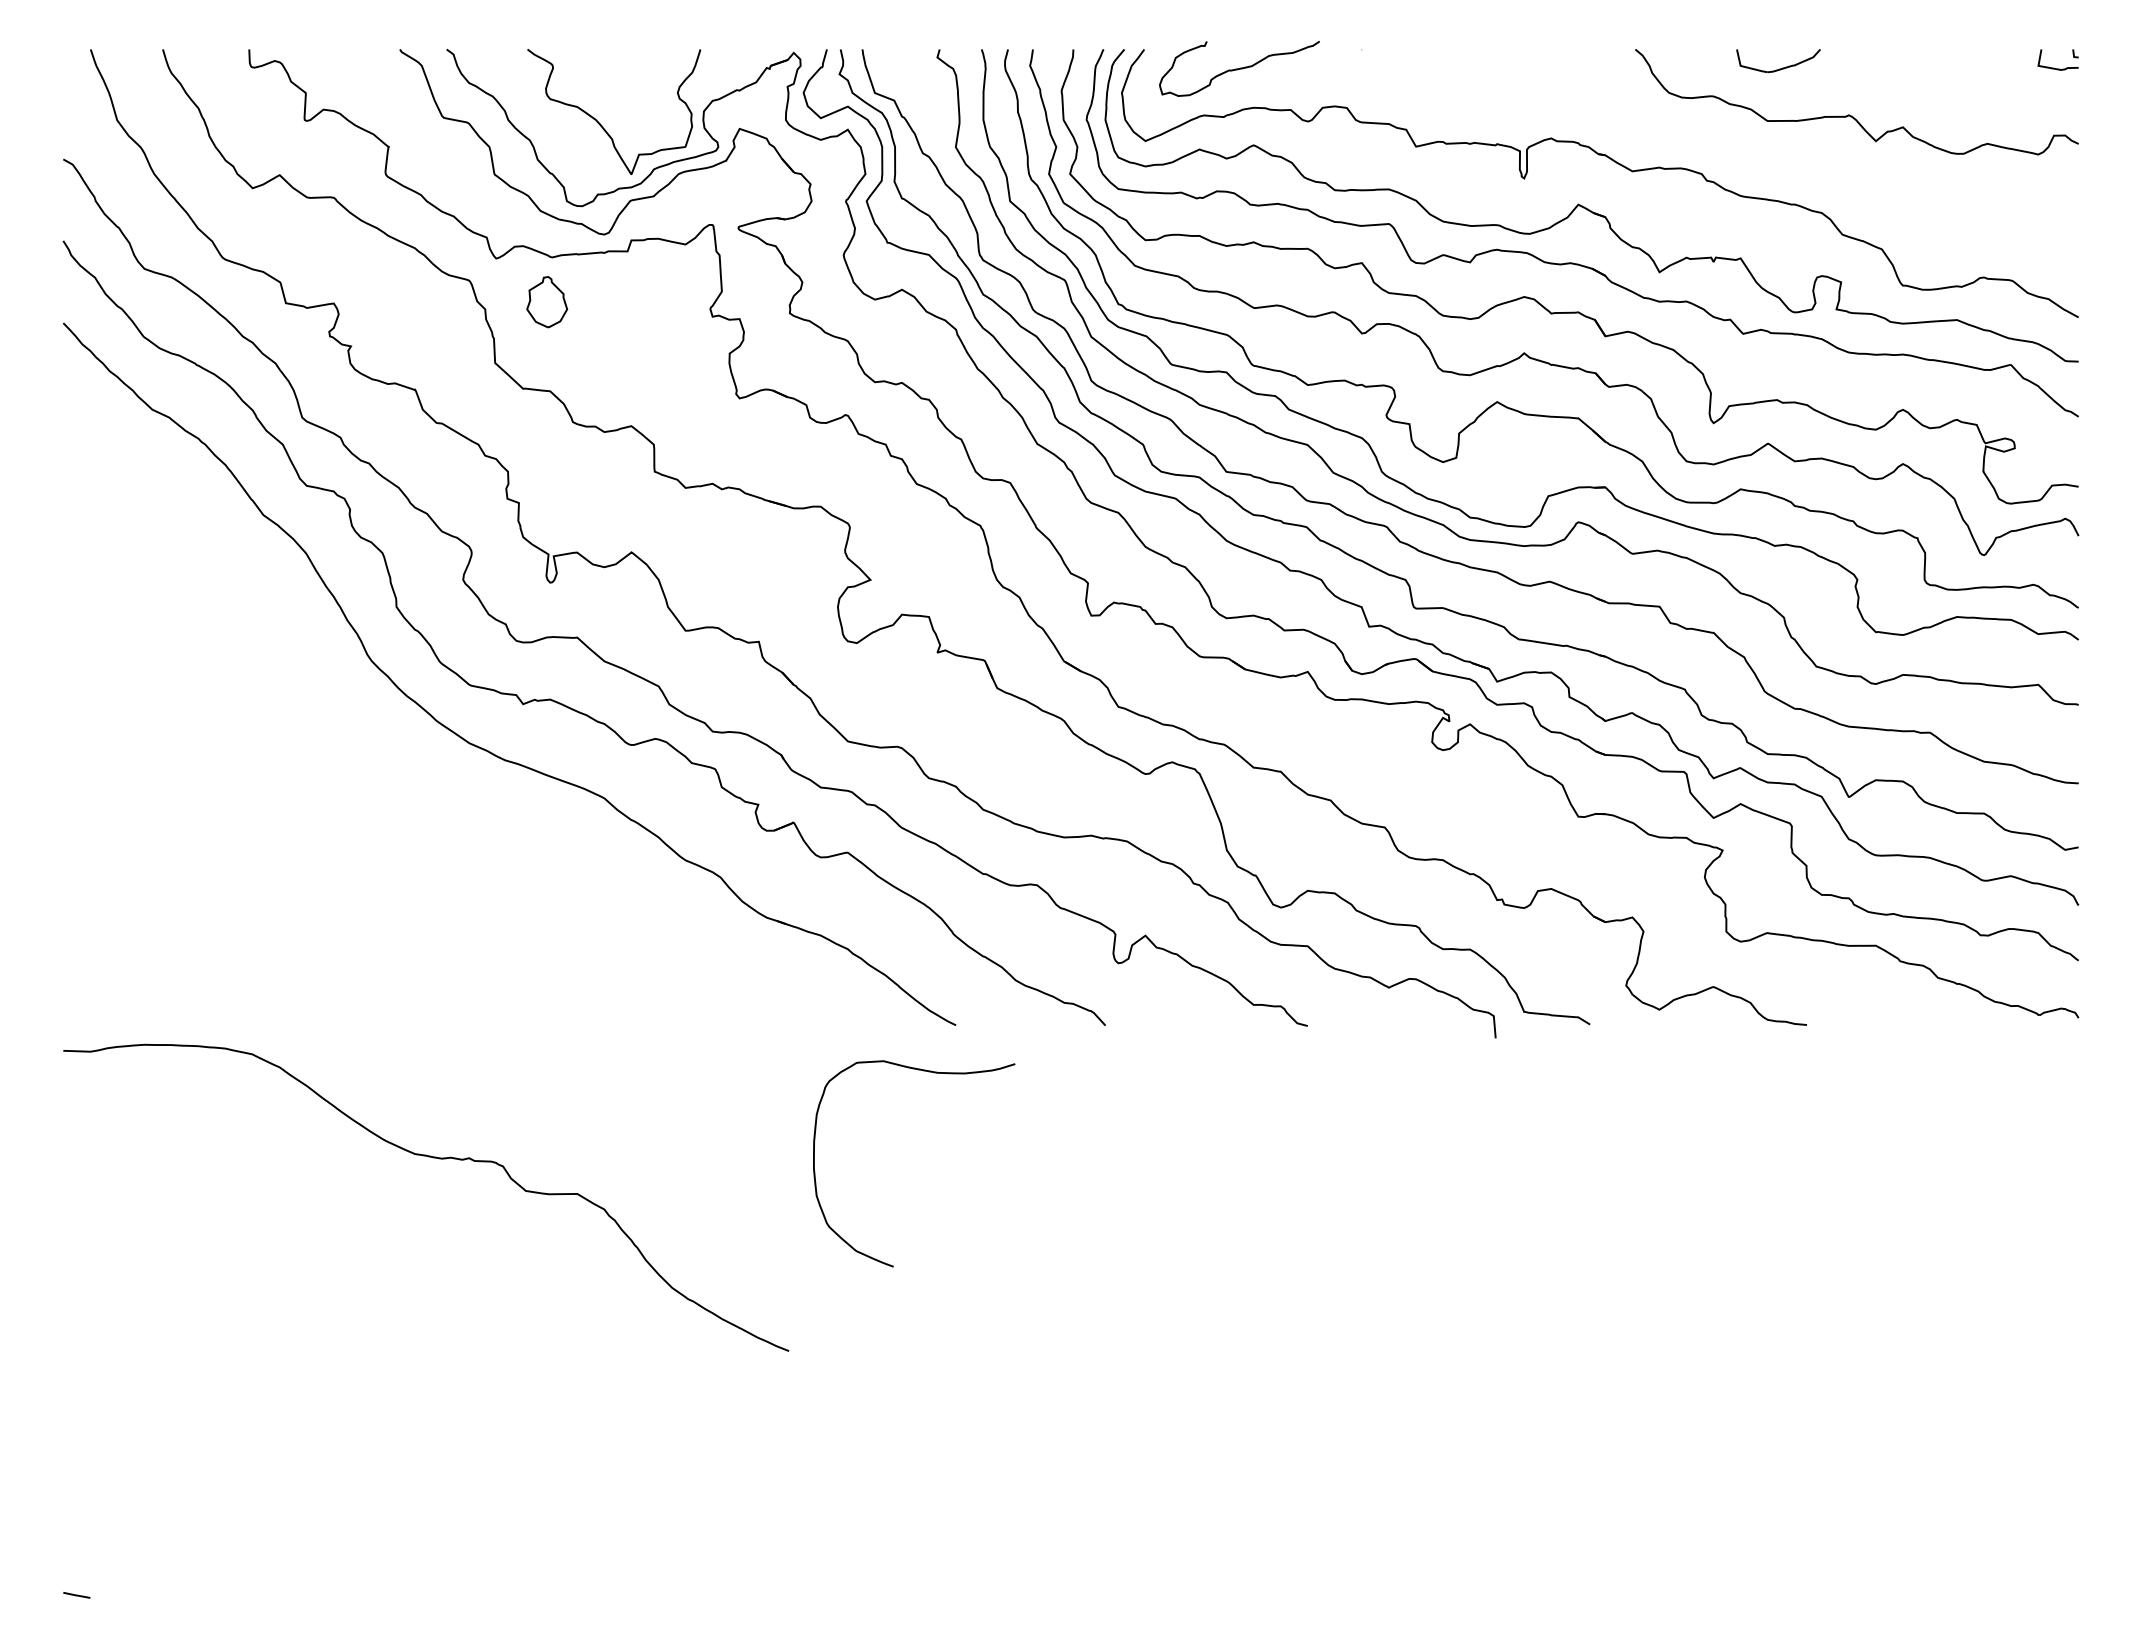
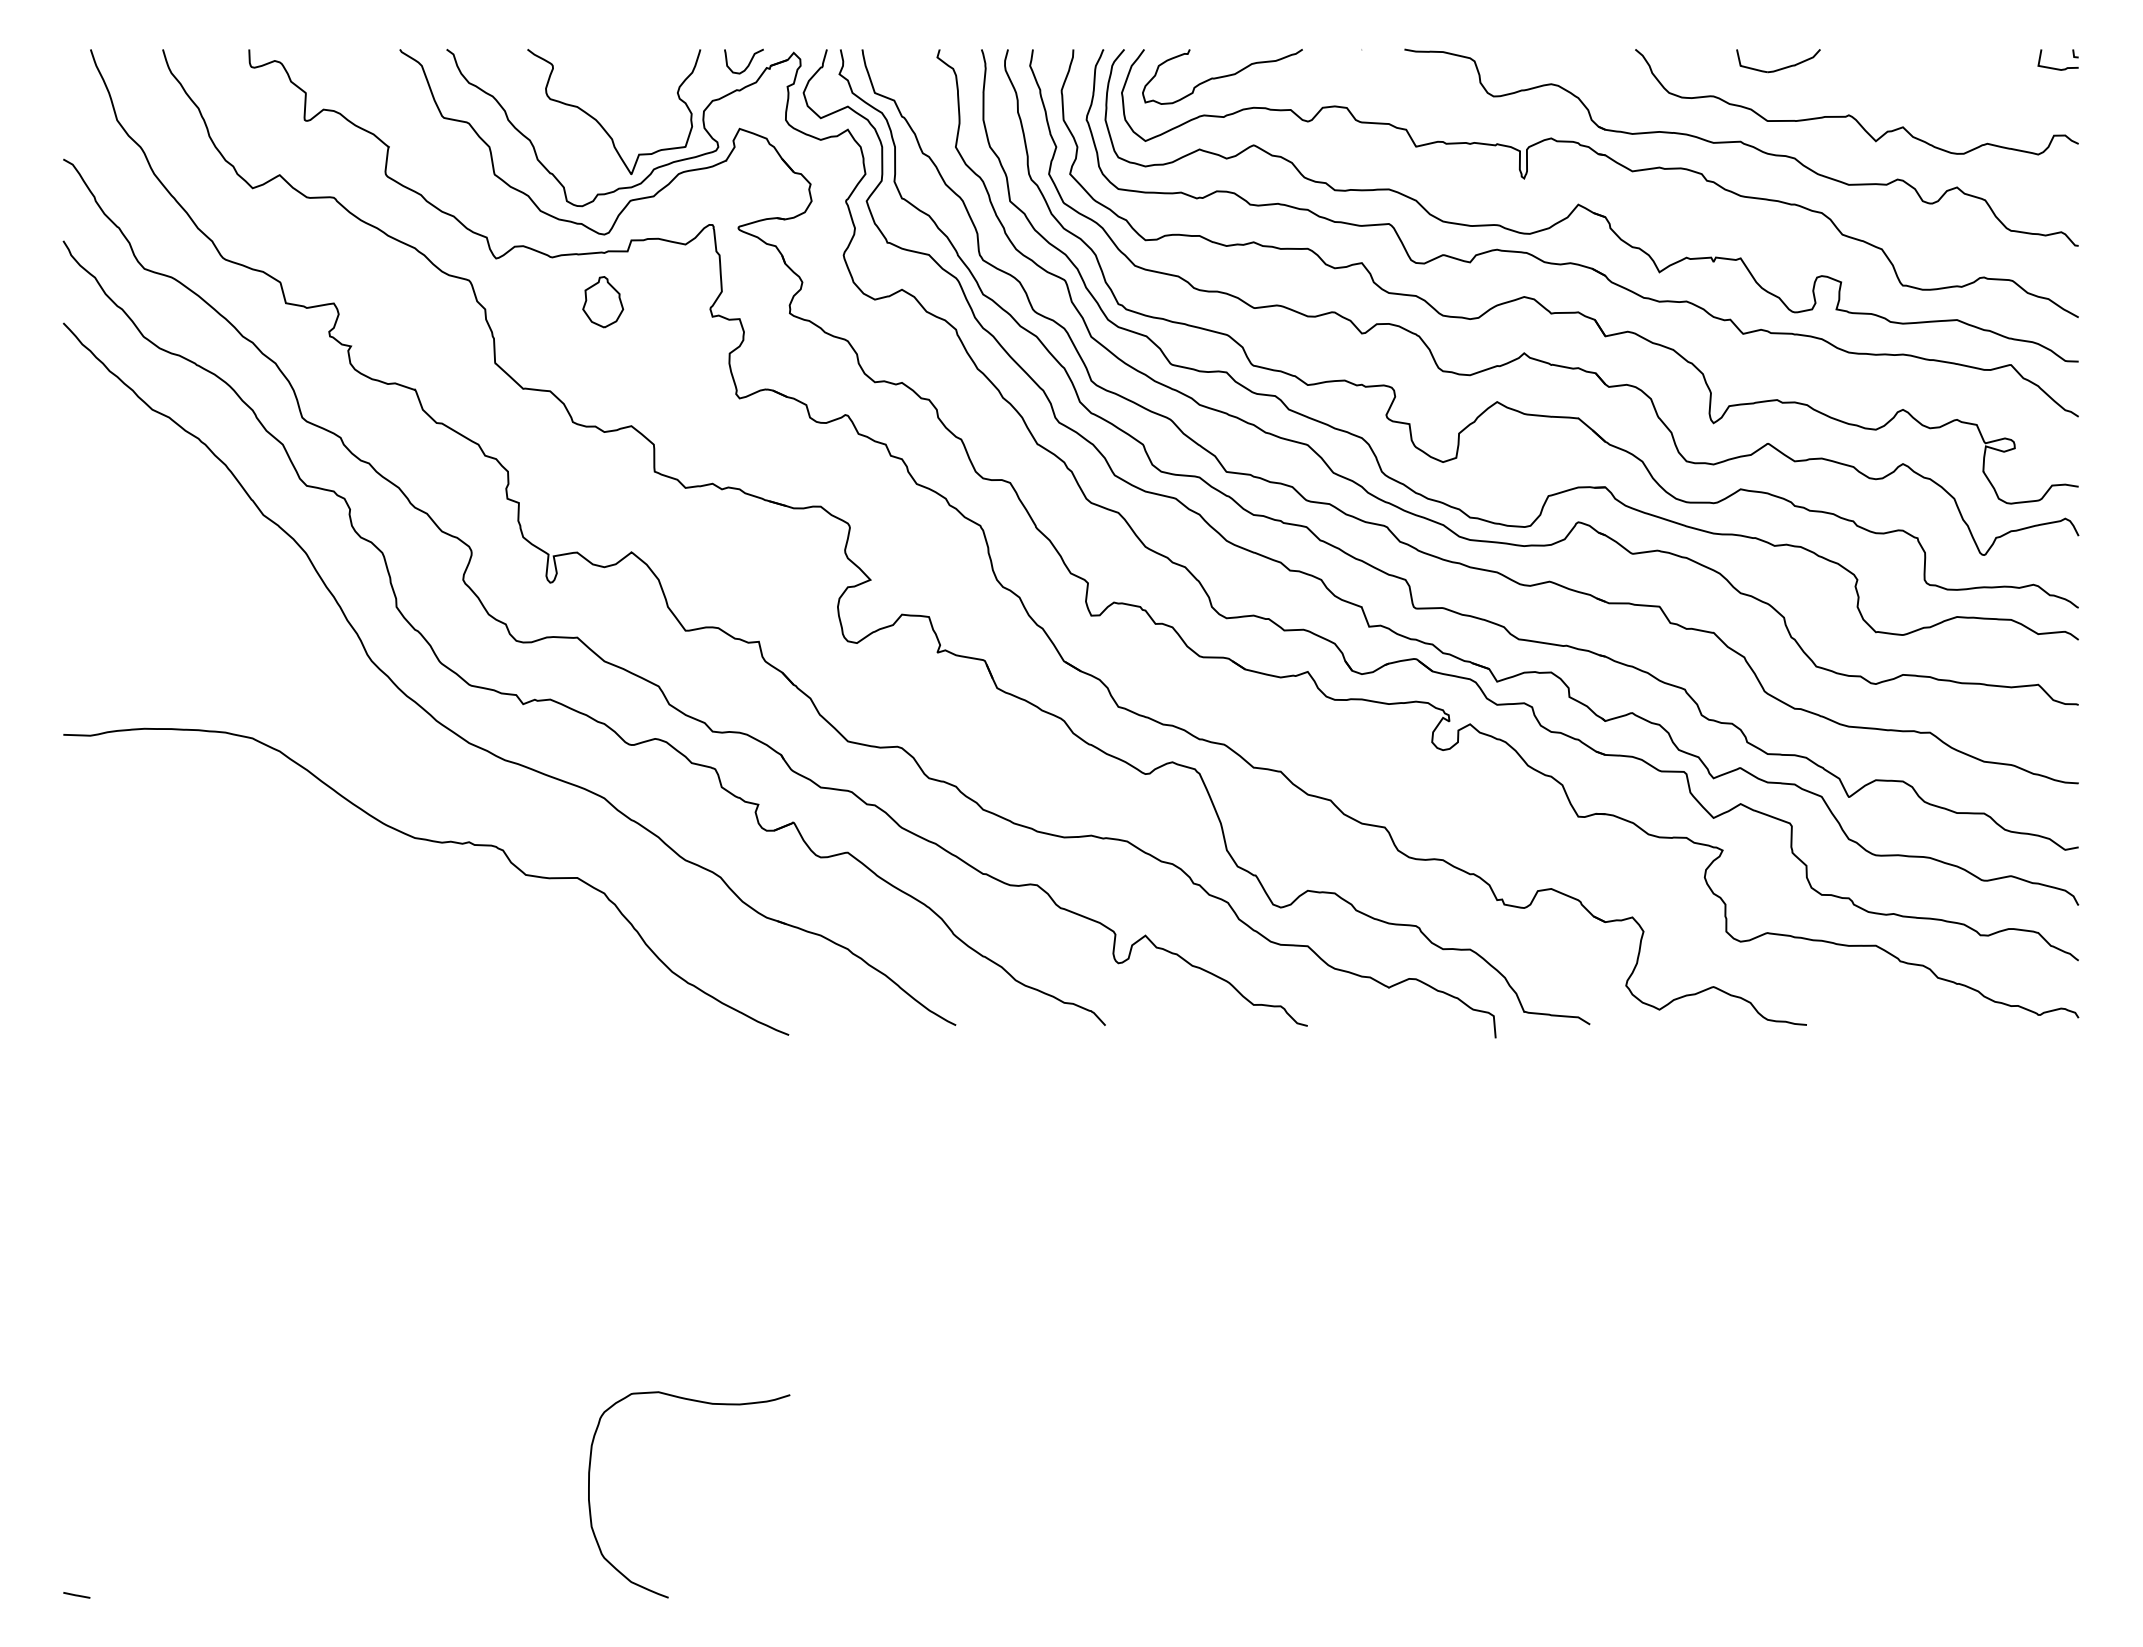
curve: none -> present (748, 63)
curve position: (1239, 68) -> (1222, 76) (1222, 76)
part: none -> present (1741, 147)
part position: (547, 302) -> (603, 302) (603, 302)
curve position: (928, 1072) -> (703, 1403) (703, 1403)
curve position: (433, 1158) -> (433, 842) (433, 842)
